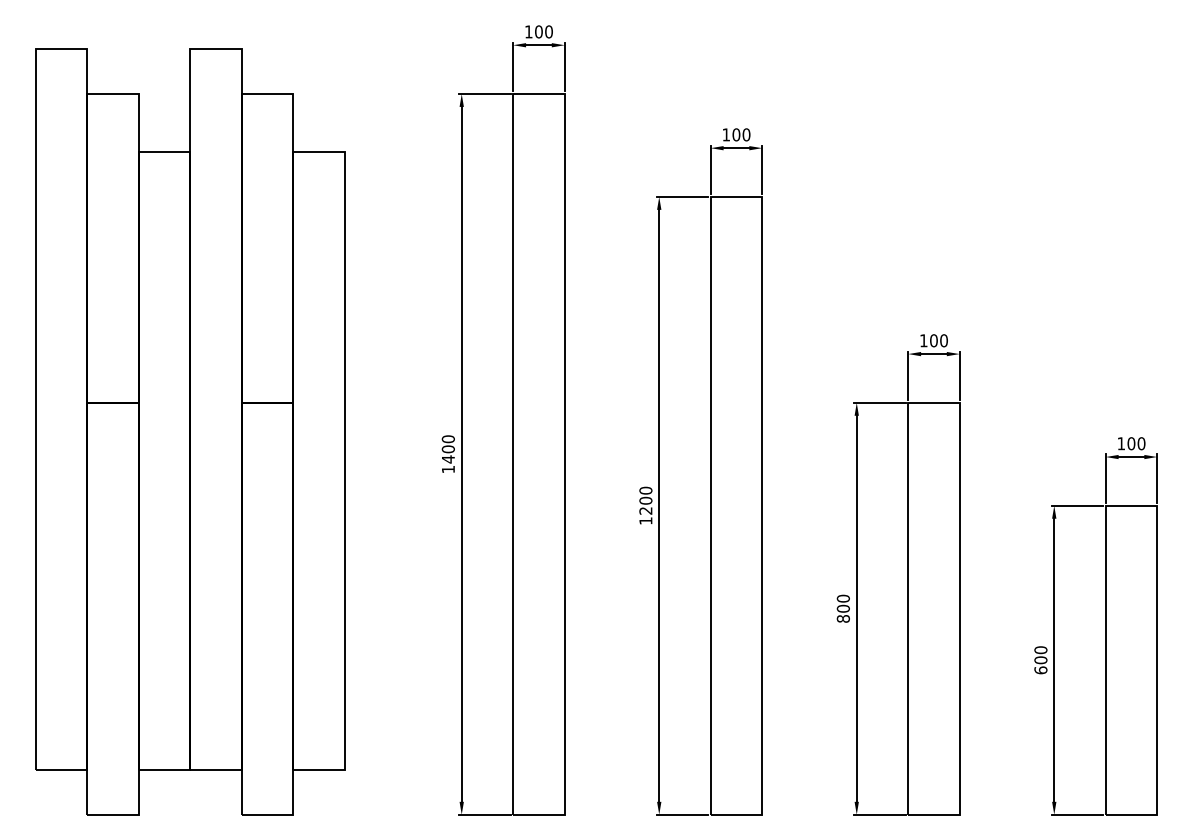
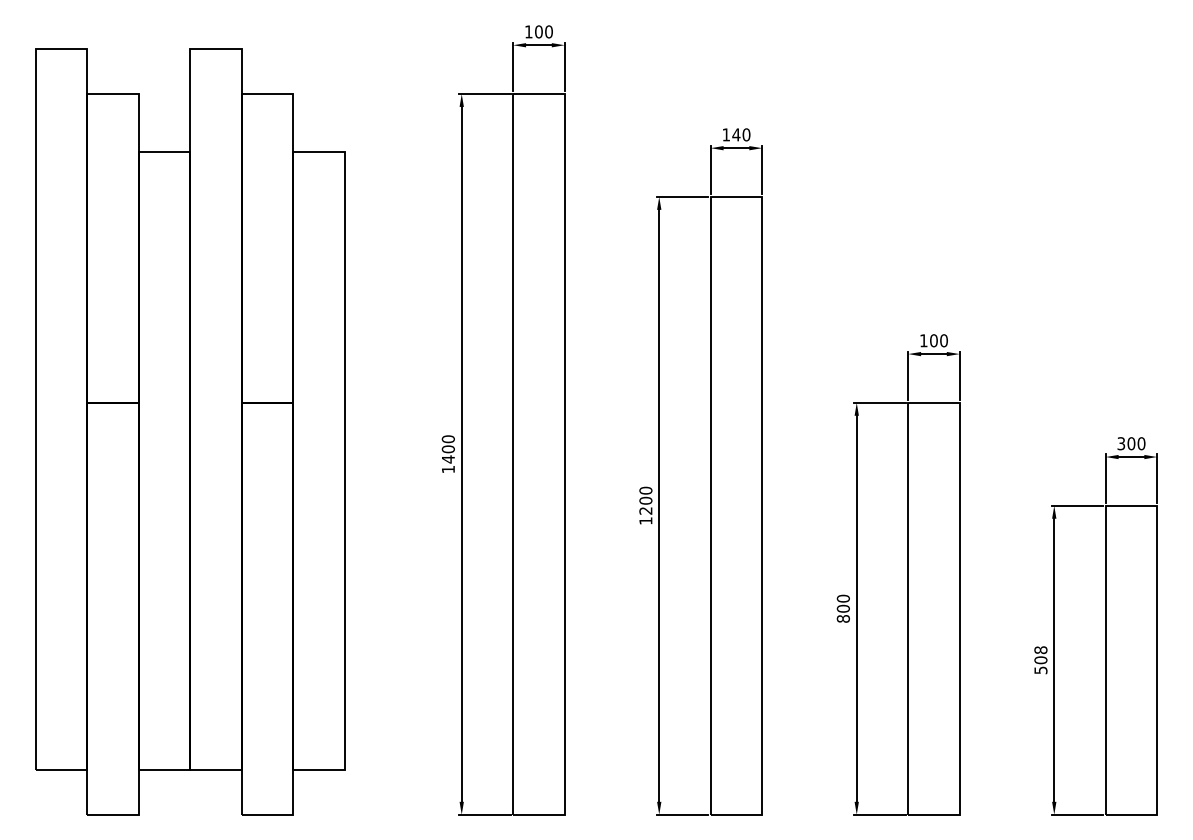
text: 100 -> 140 (736, 134)
text: 100 -> 300 (1121, 443)
text: 600 -> 508 (1040, 660)
